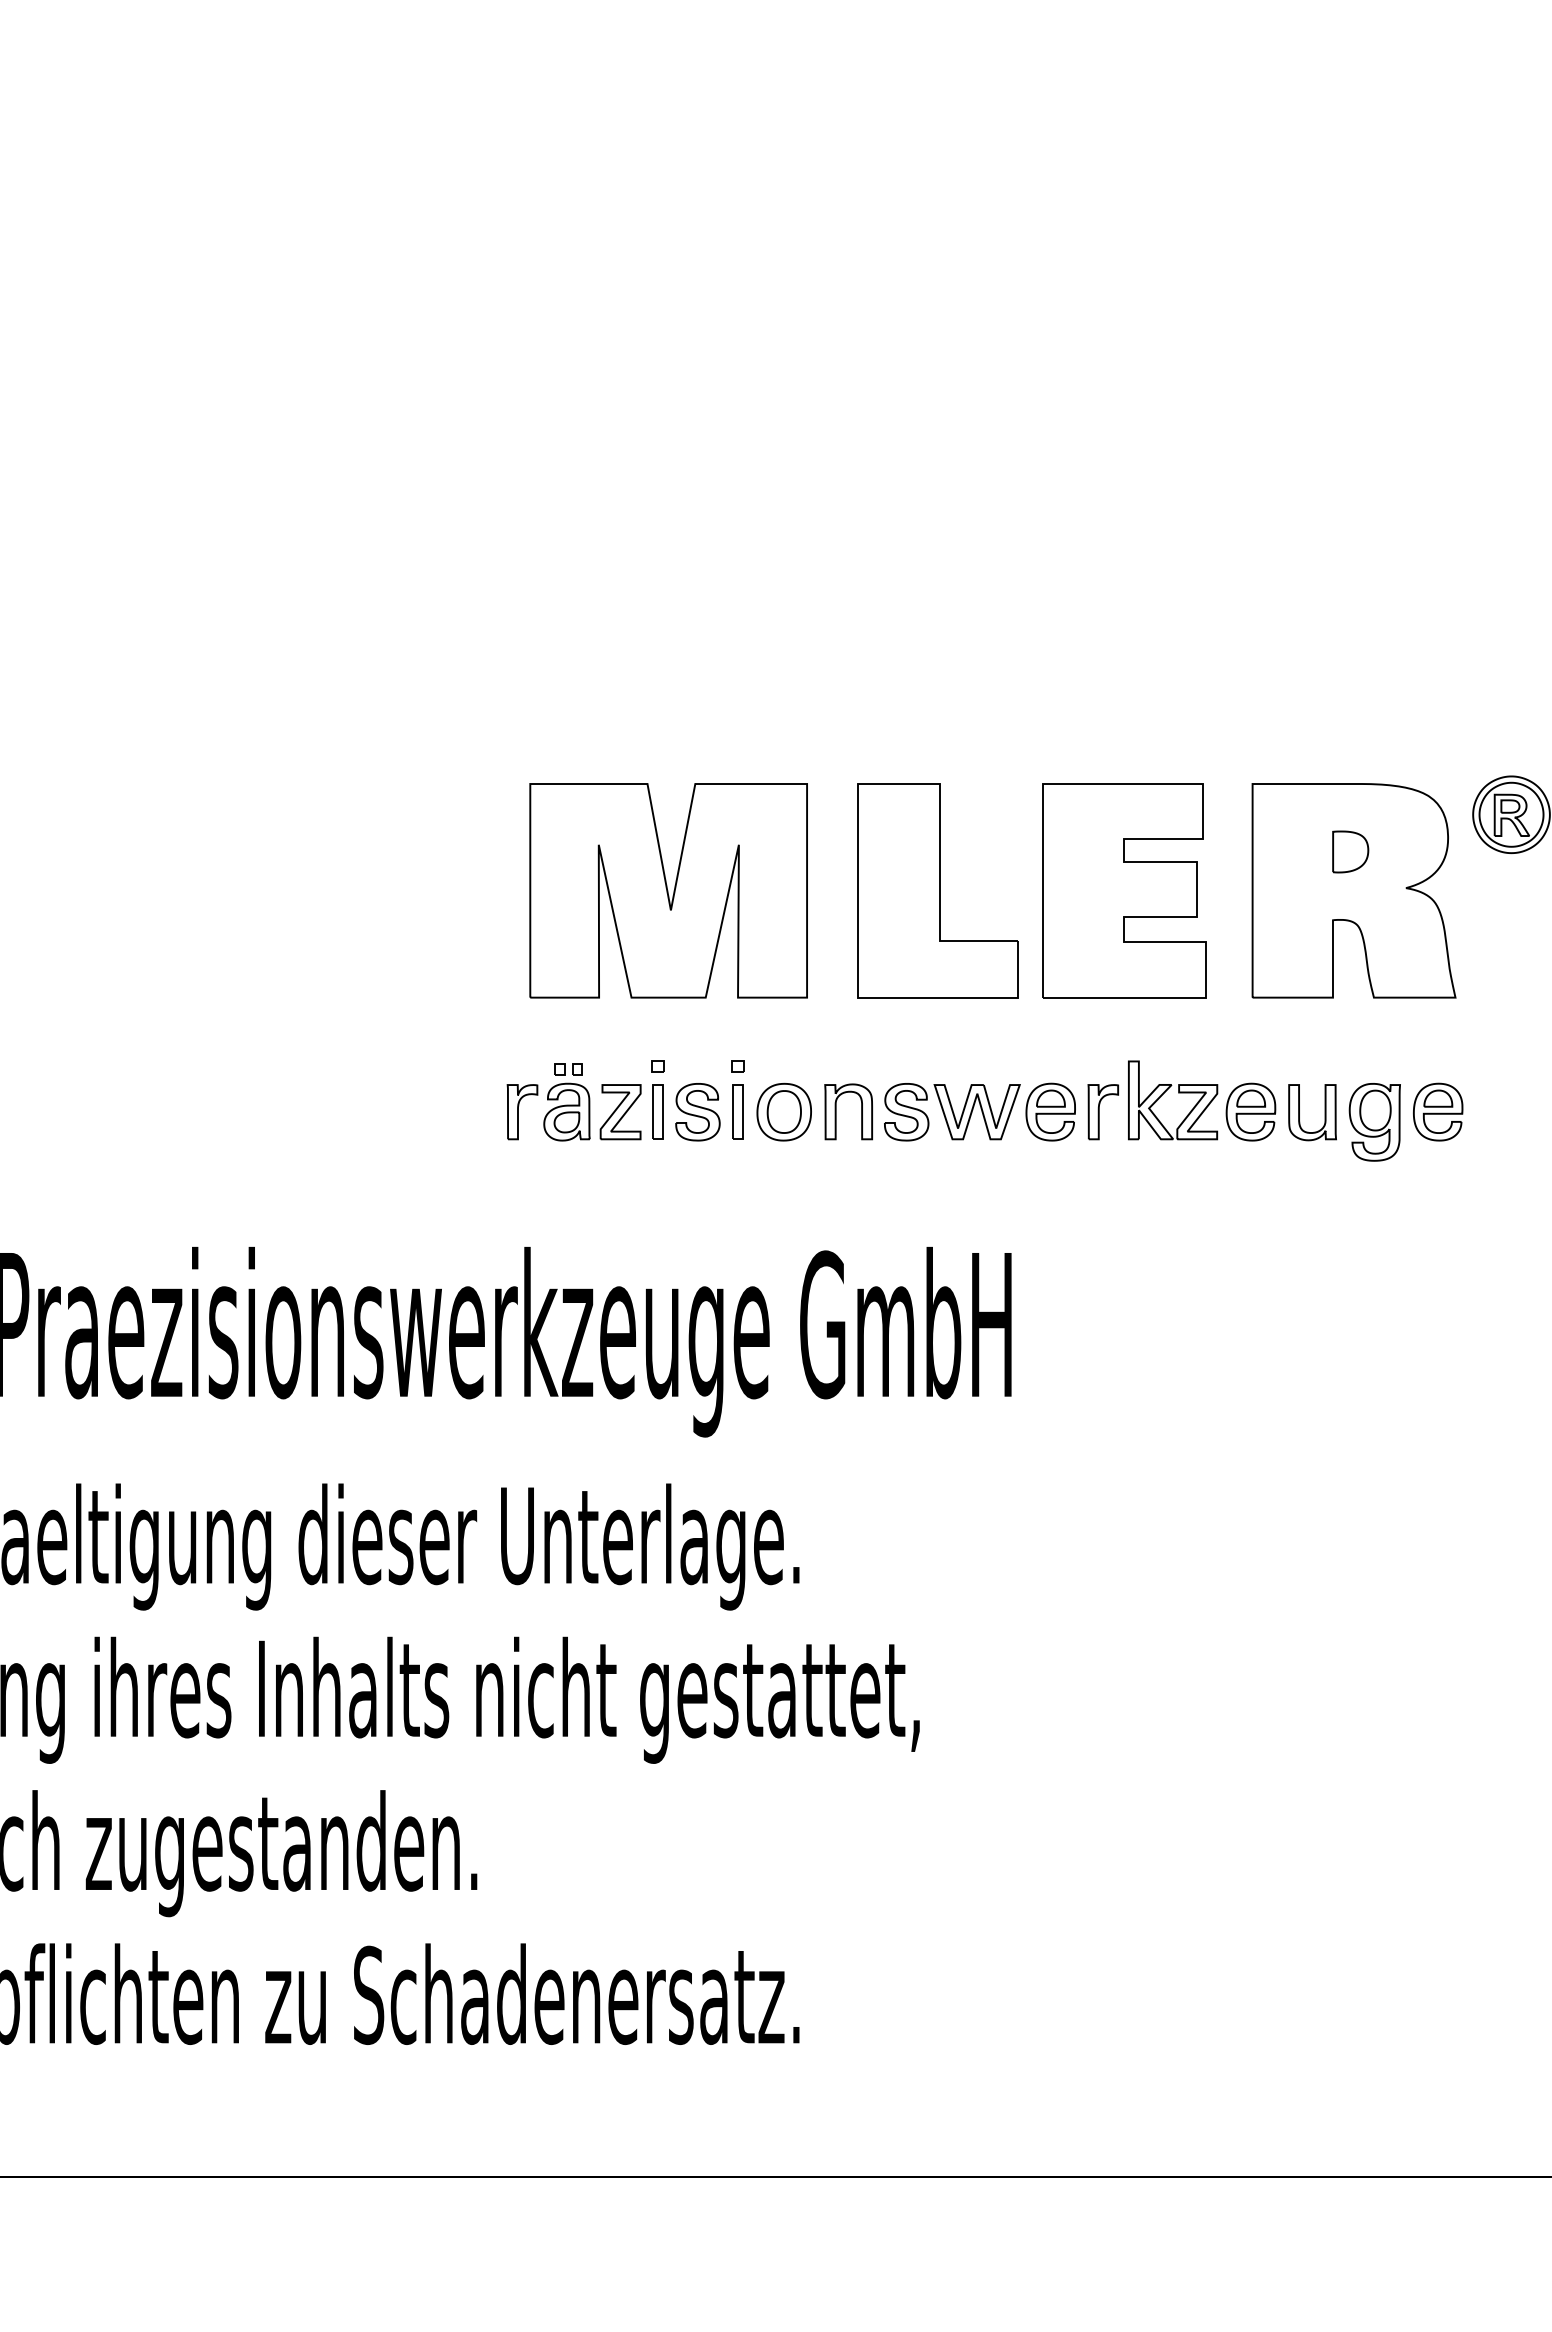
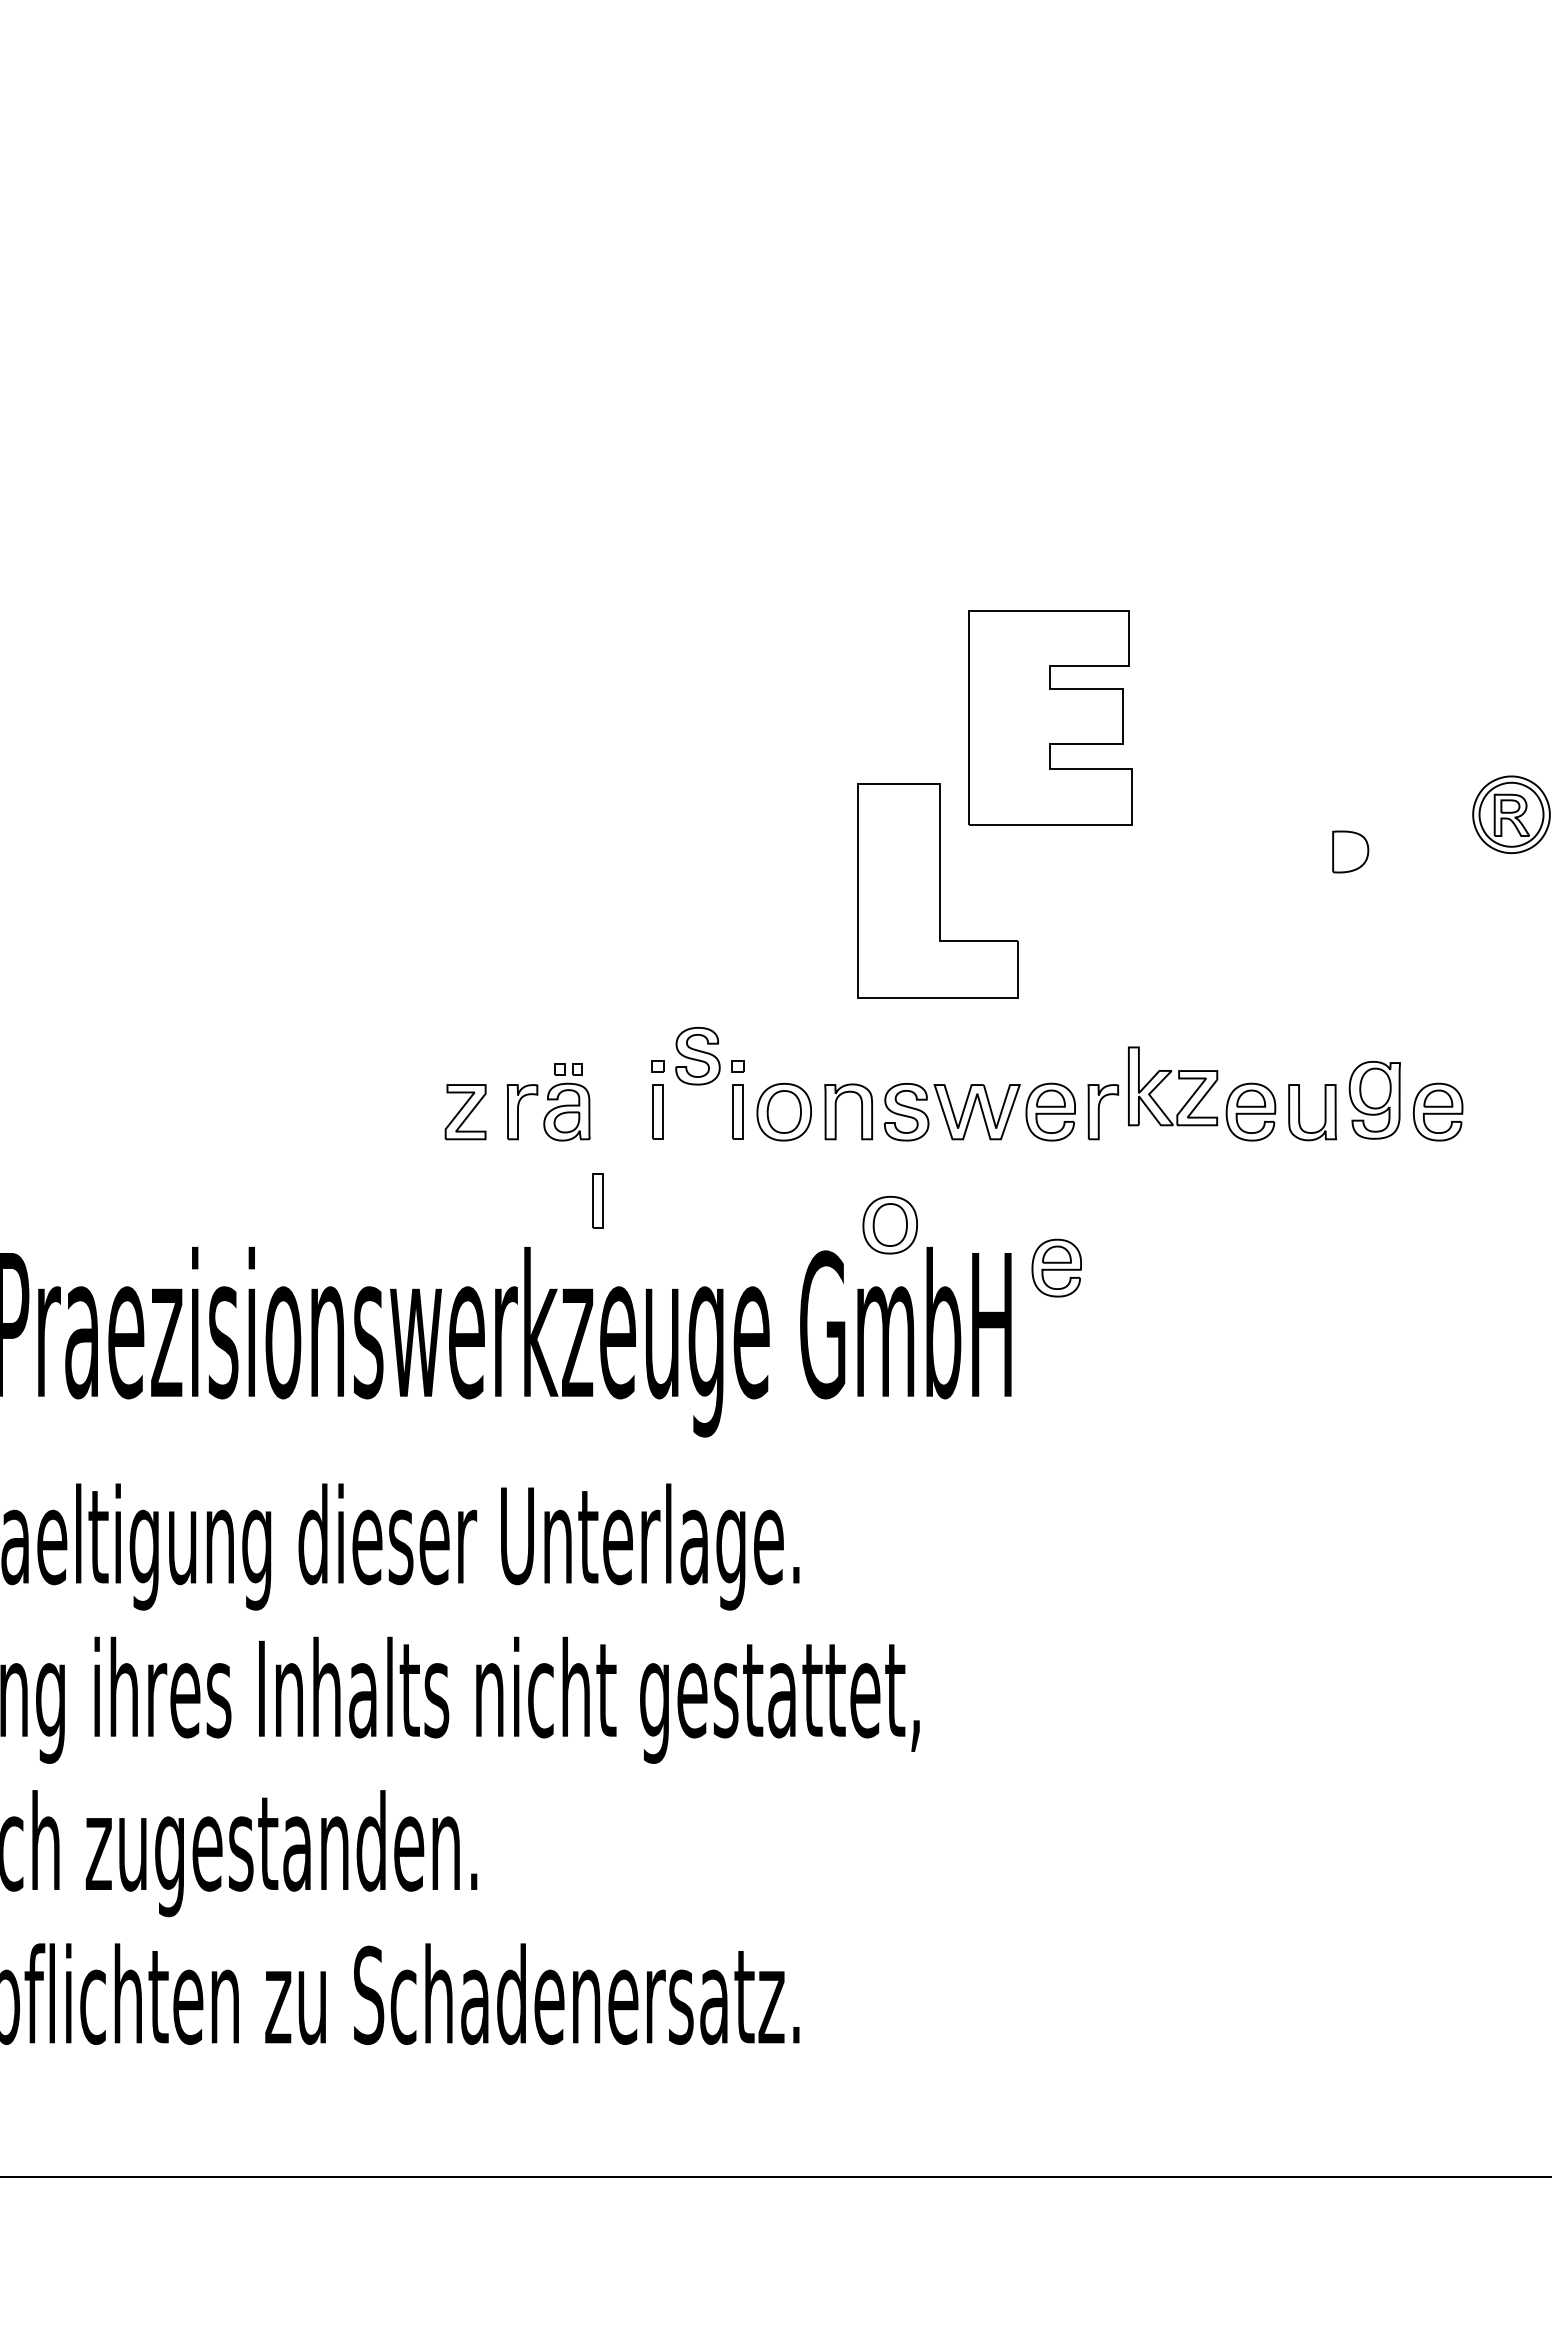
part: present -> none (668, 890)
part position: (1124, 890) -> (1050, 717) (1050, 717)
part: present -> none (1353, 890)
part position: (1178, 1093) -> (1178, 1079) (1178, 1079)
part position: (620, 1112) -> (465, 1112) (465, 1112)
part position: (697, 1112) -> (697, 1056) (697, 1056)
part position: (1374, 1122) -> (1374, 1100) (1374, 1100)
part: none -> present (597, 1200)
part: none -> present (889, 1224)
part: none -> present (1056, 1267)
